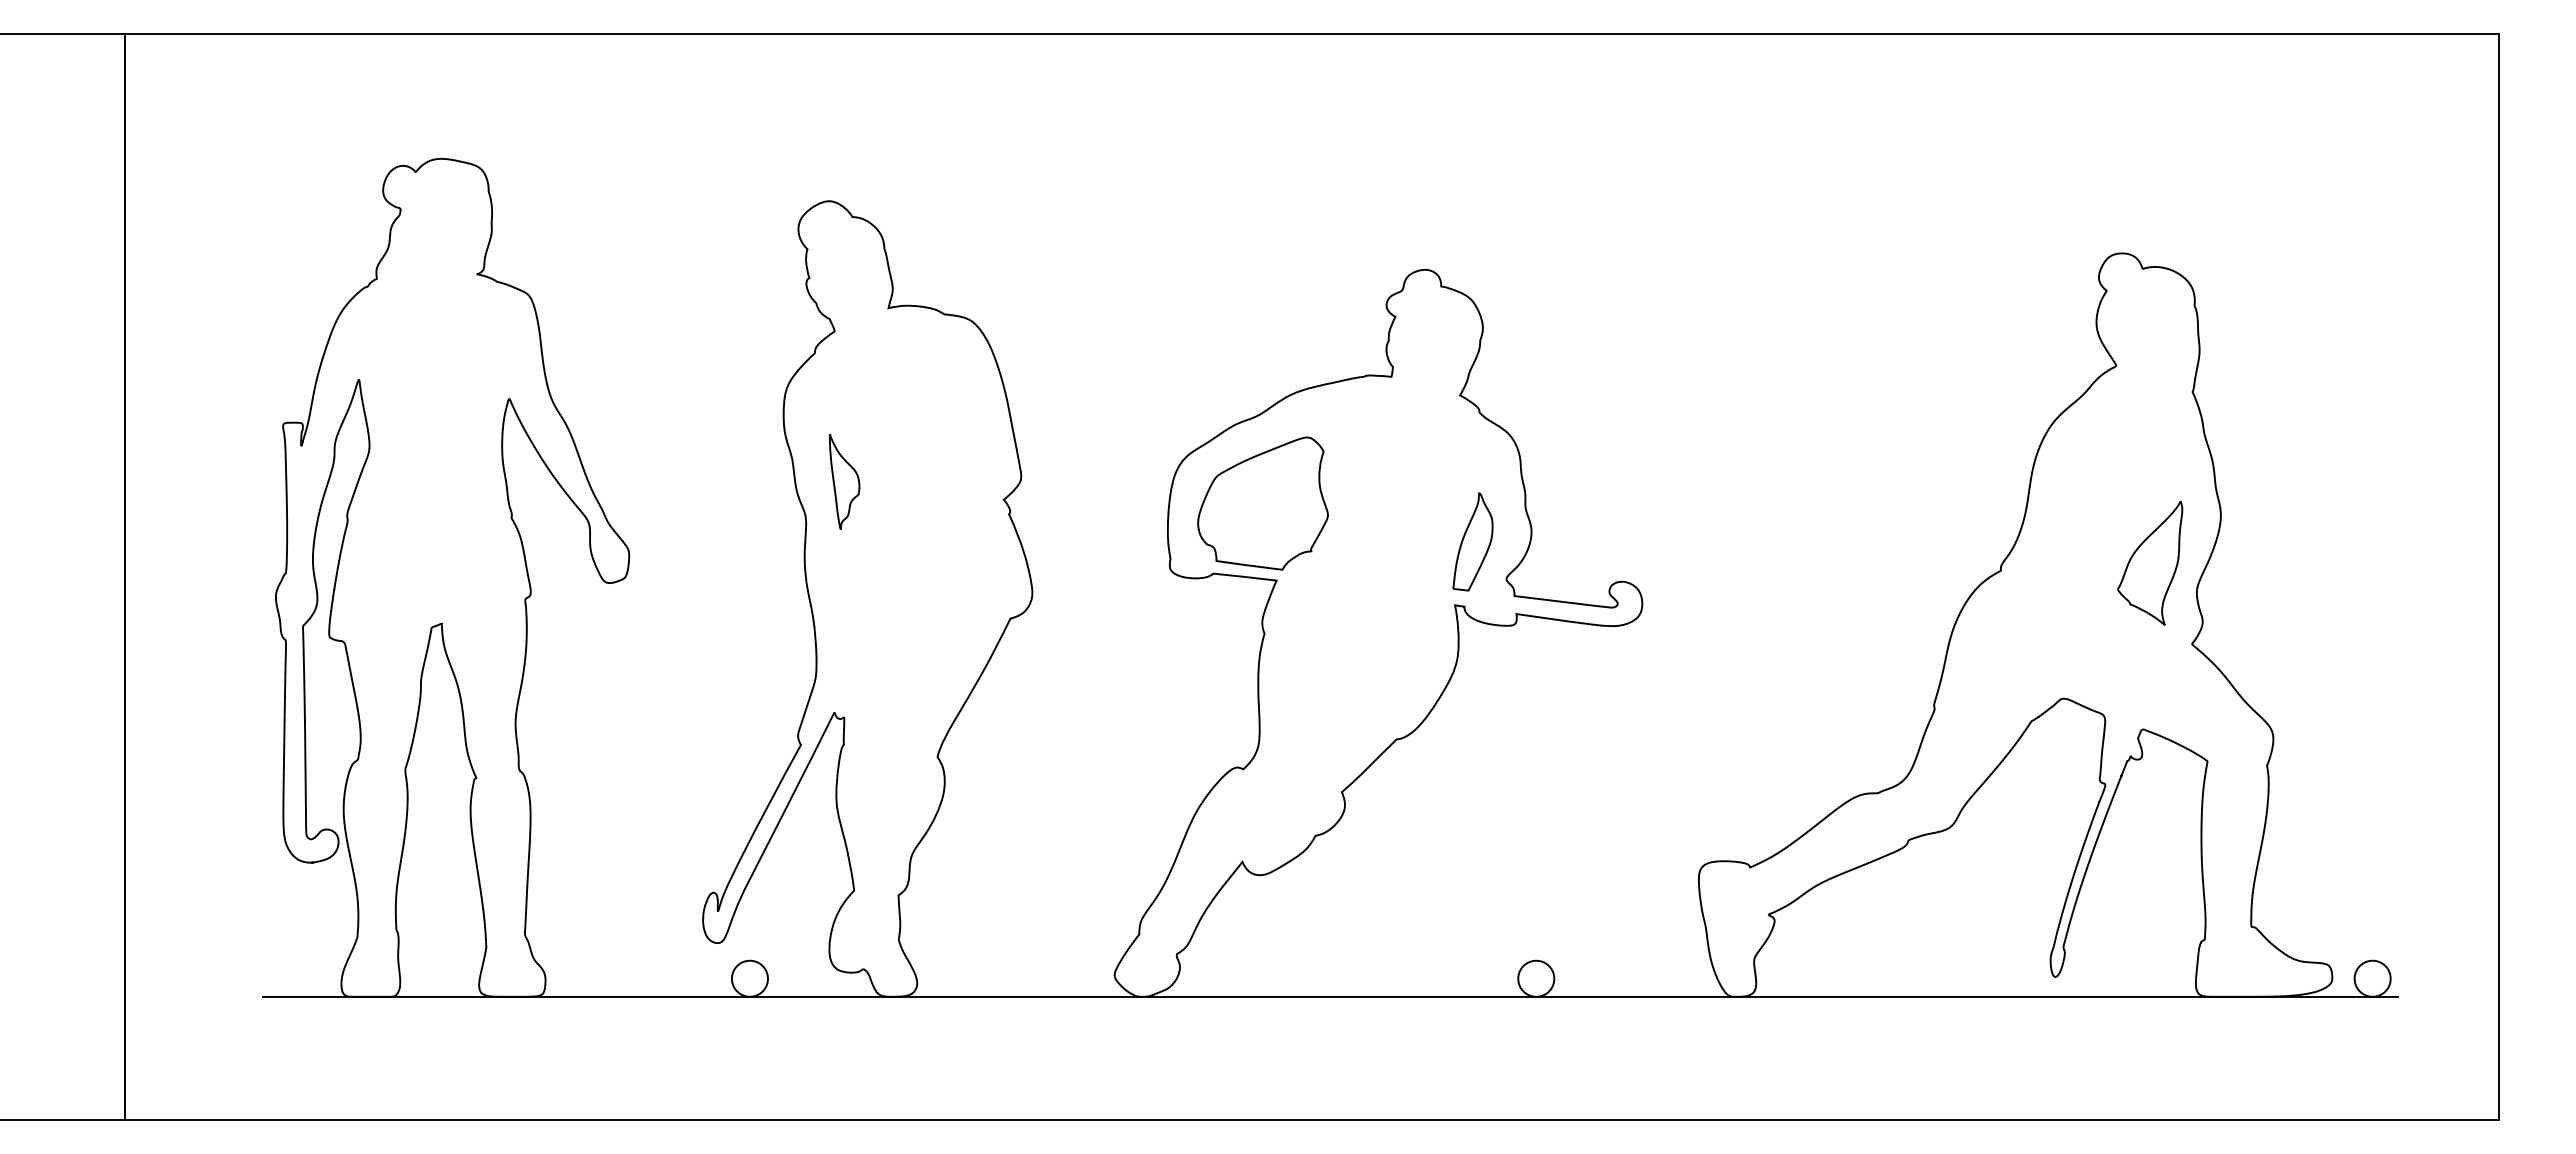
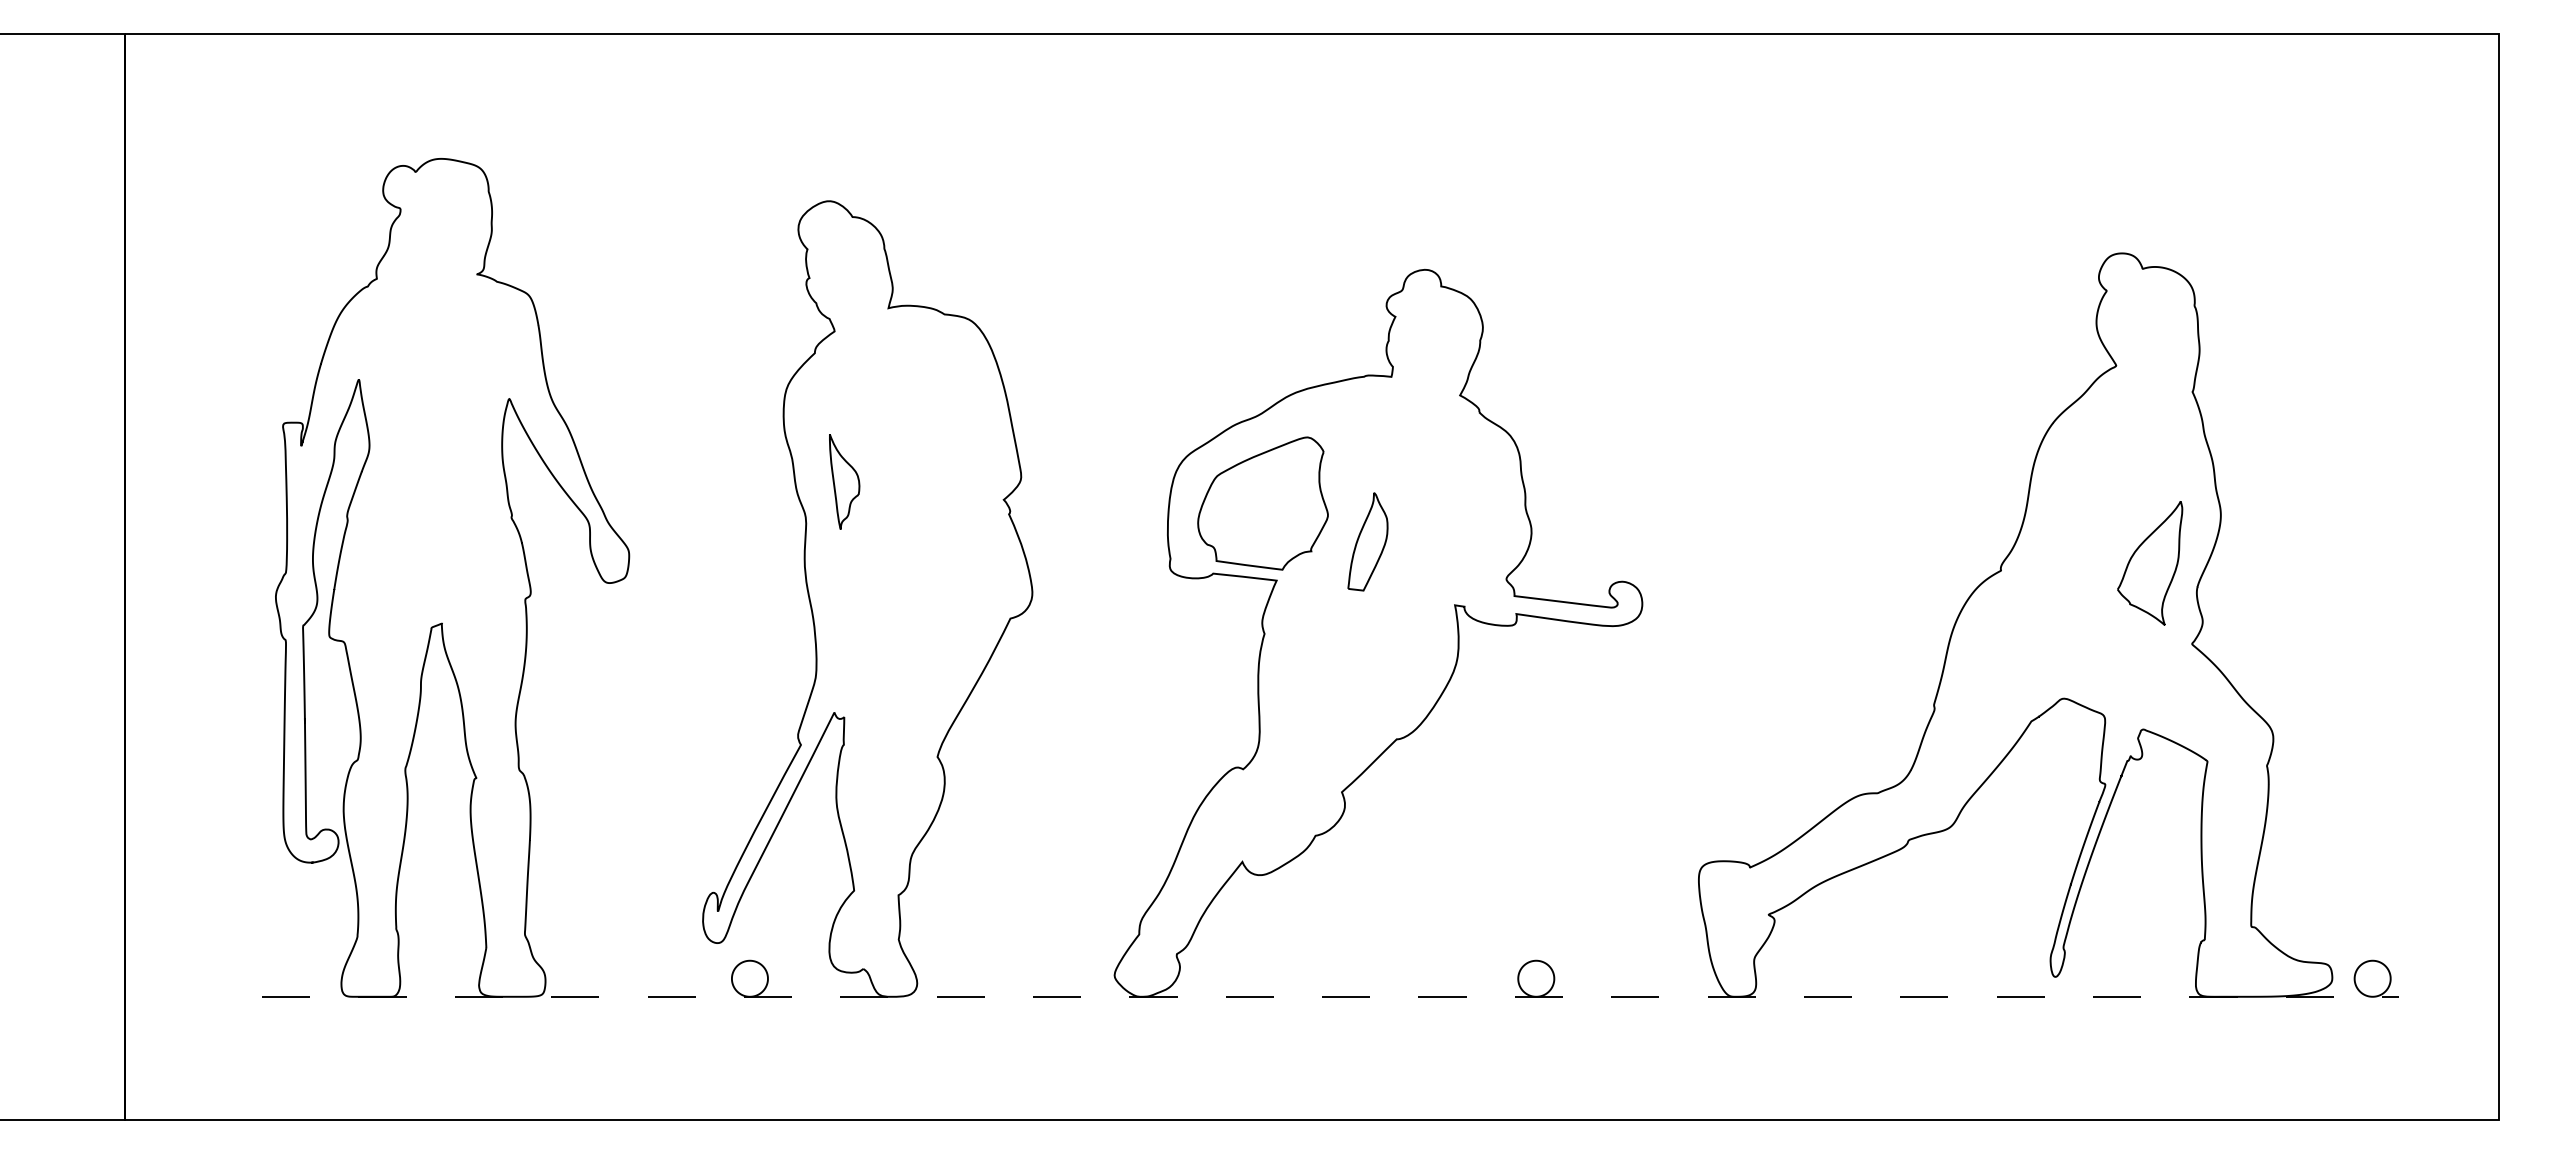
part position: (1472, 541) -> (1367, 541) (1367, 541)
line: solid -> dashed (1330, 996)
